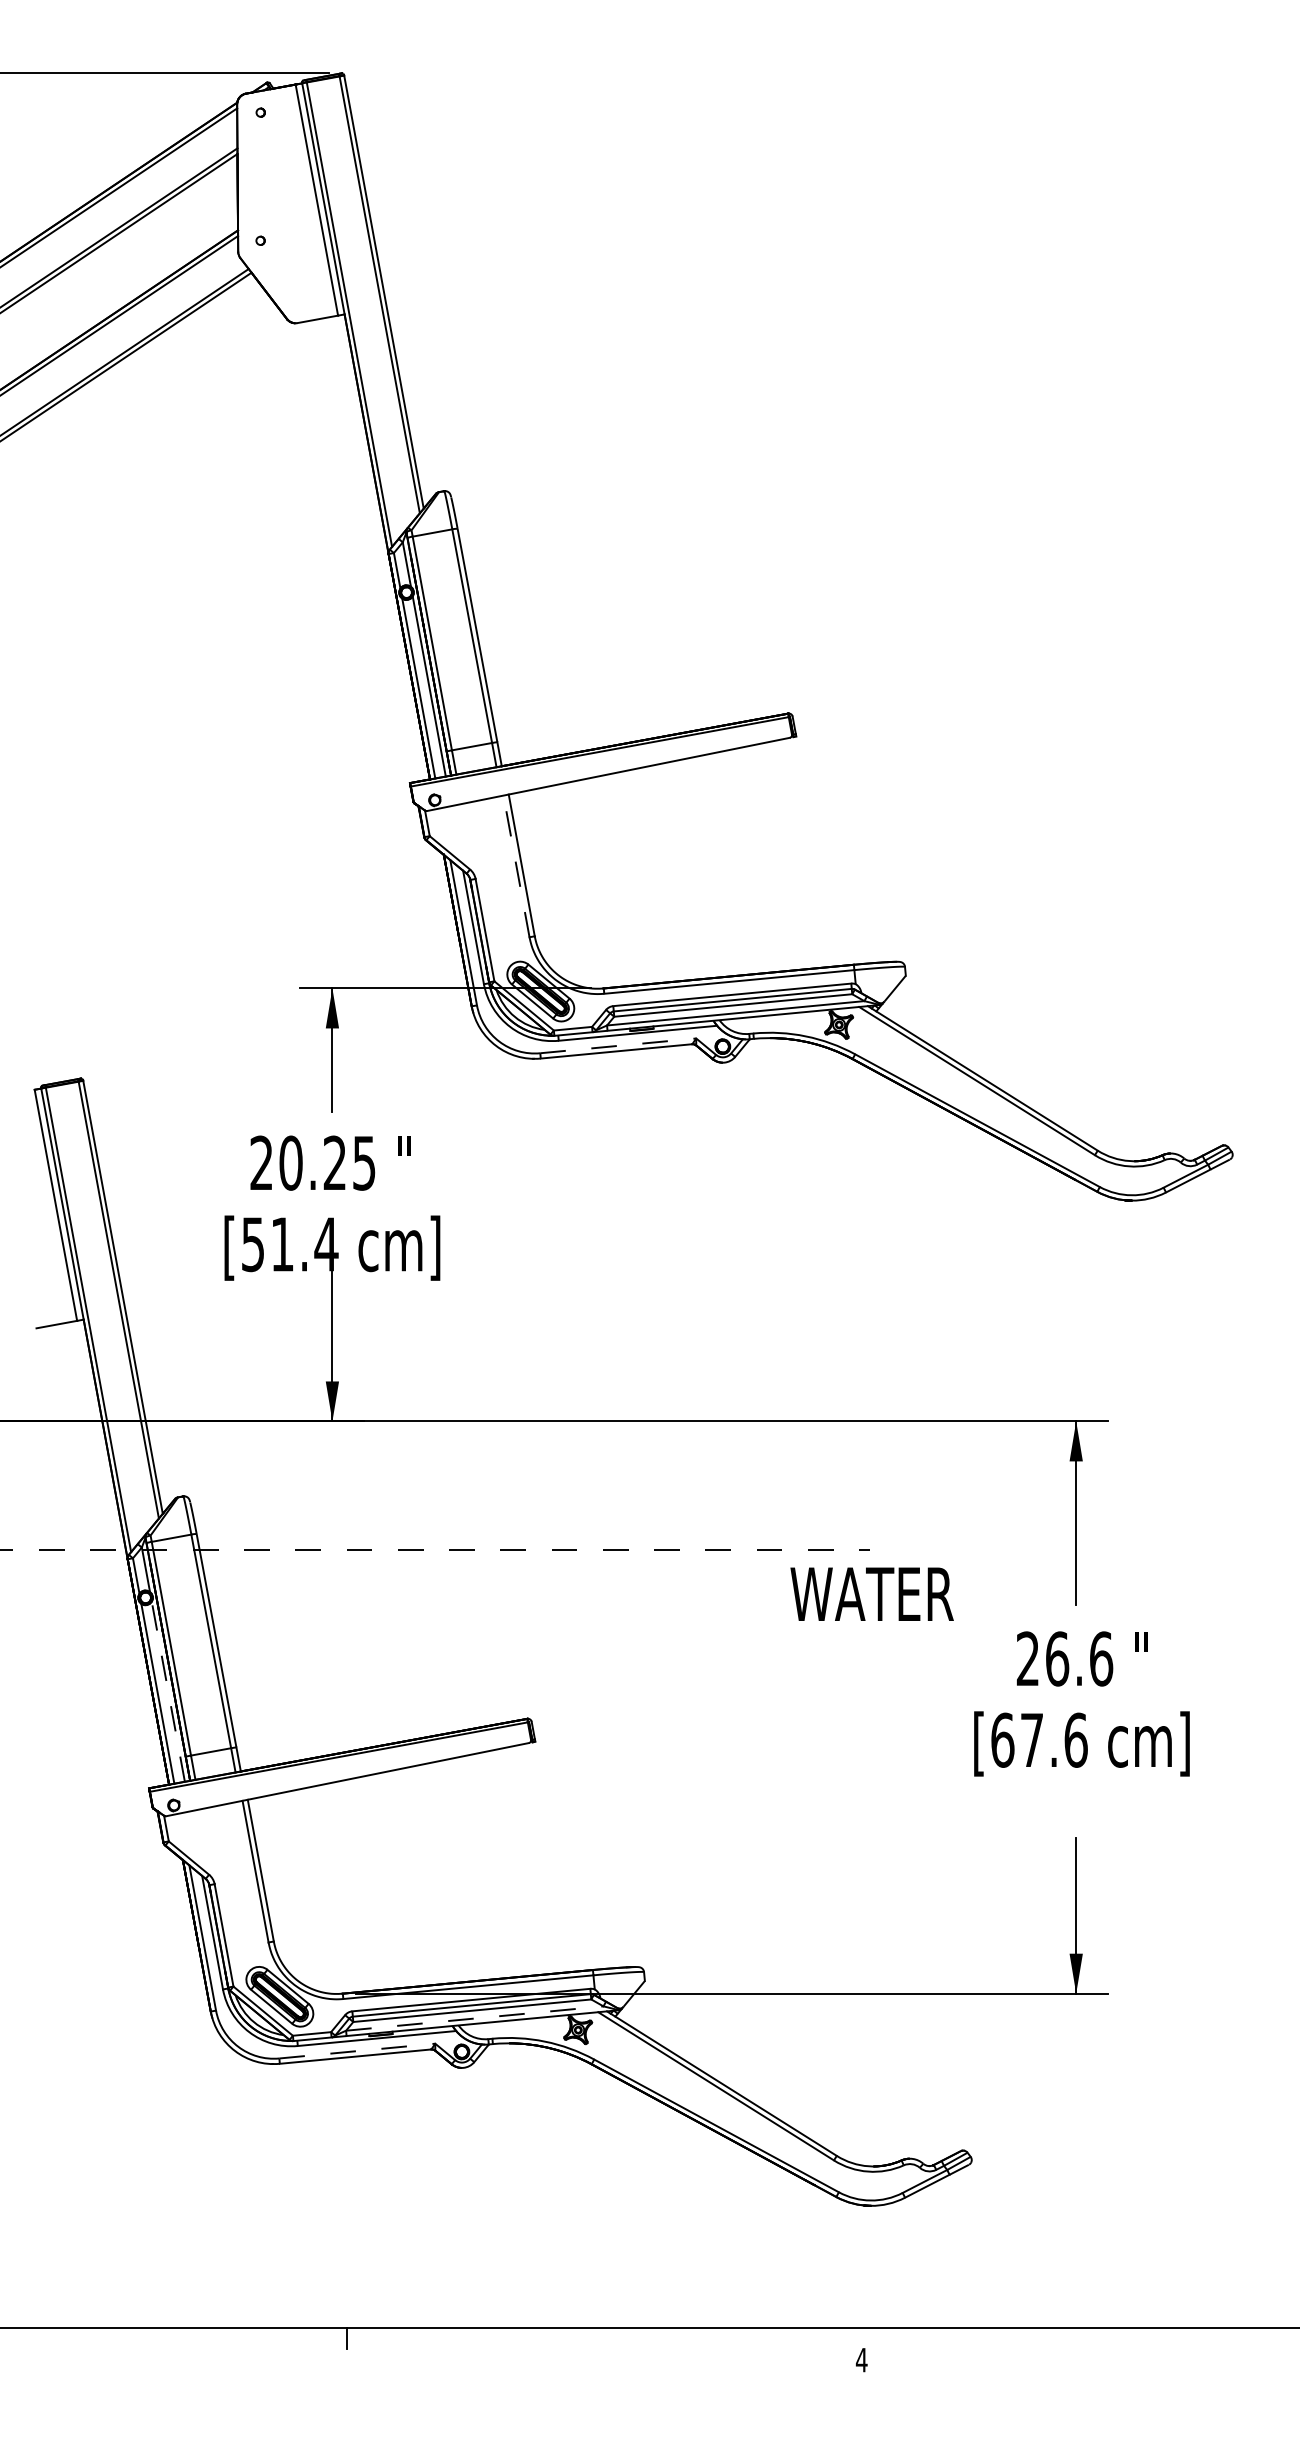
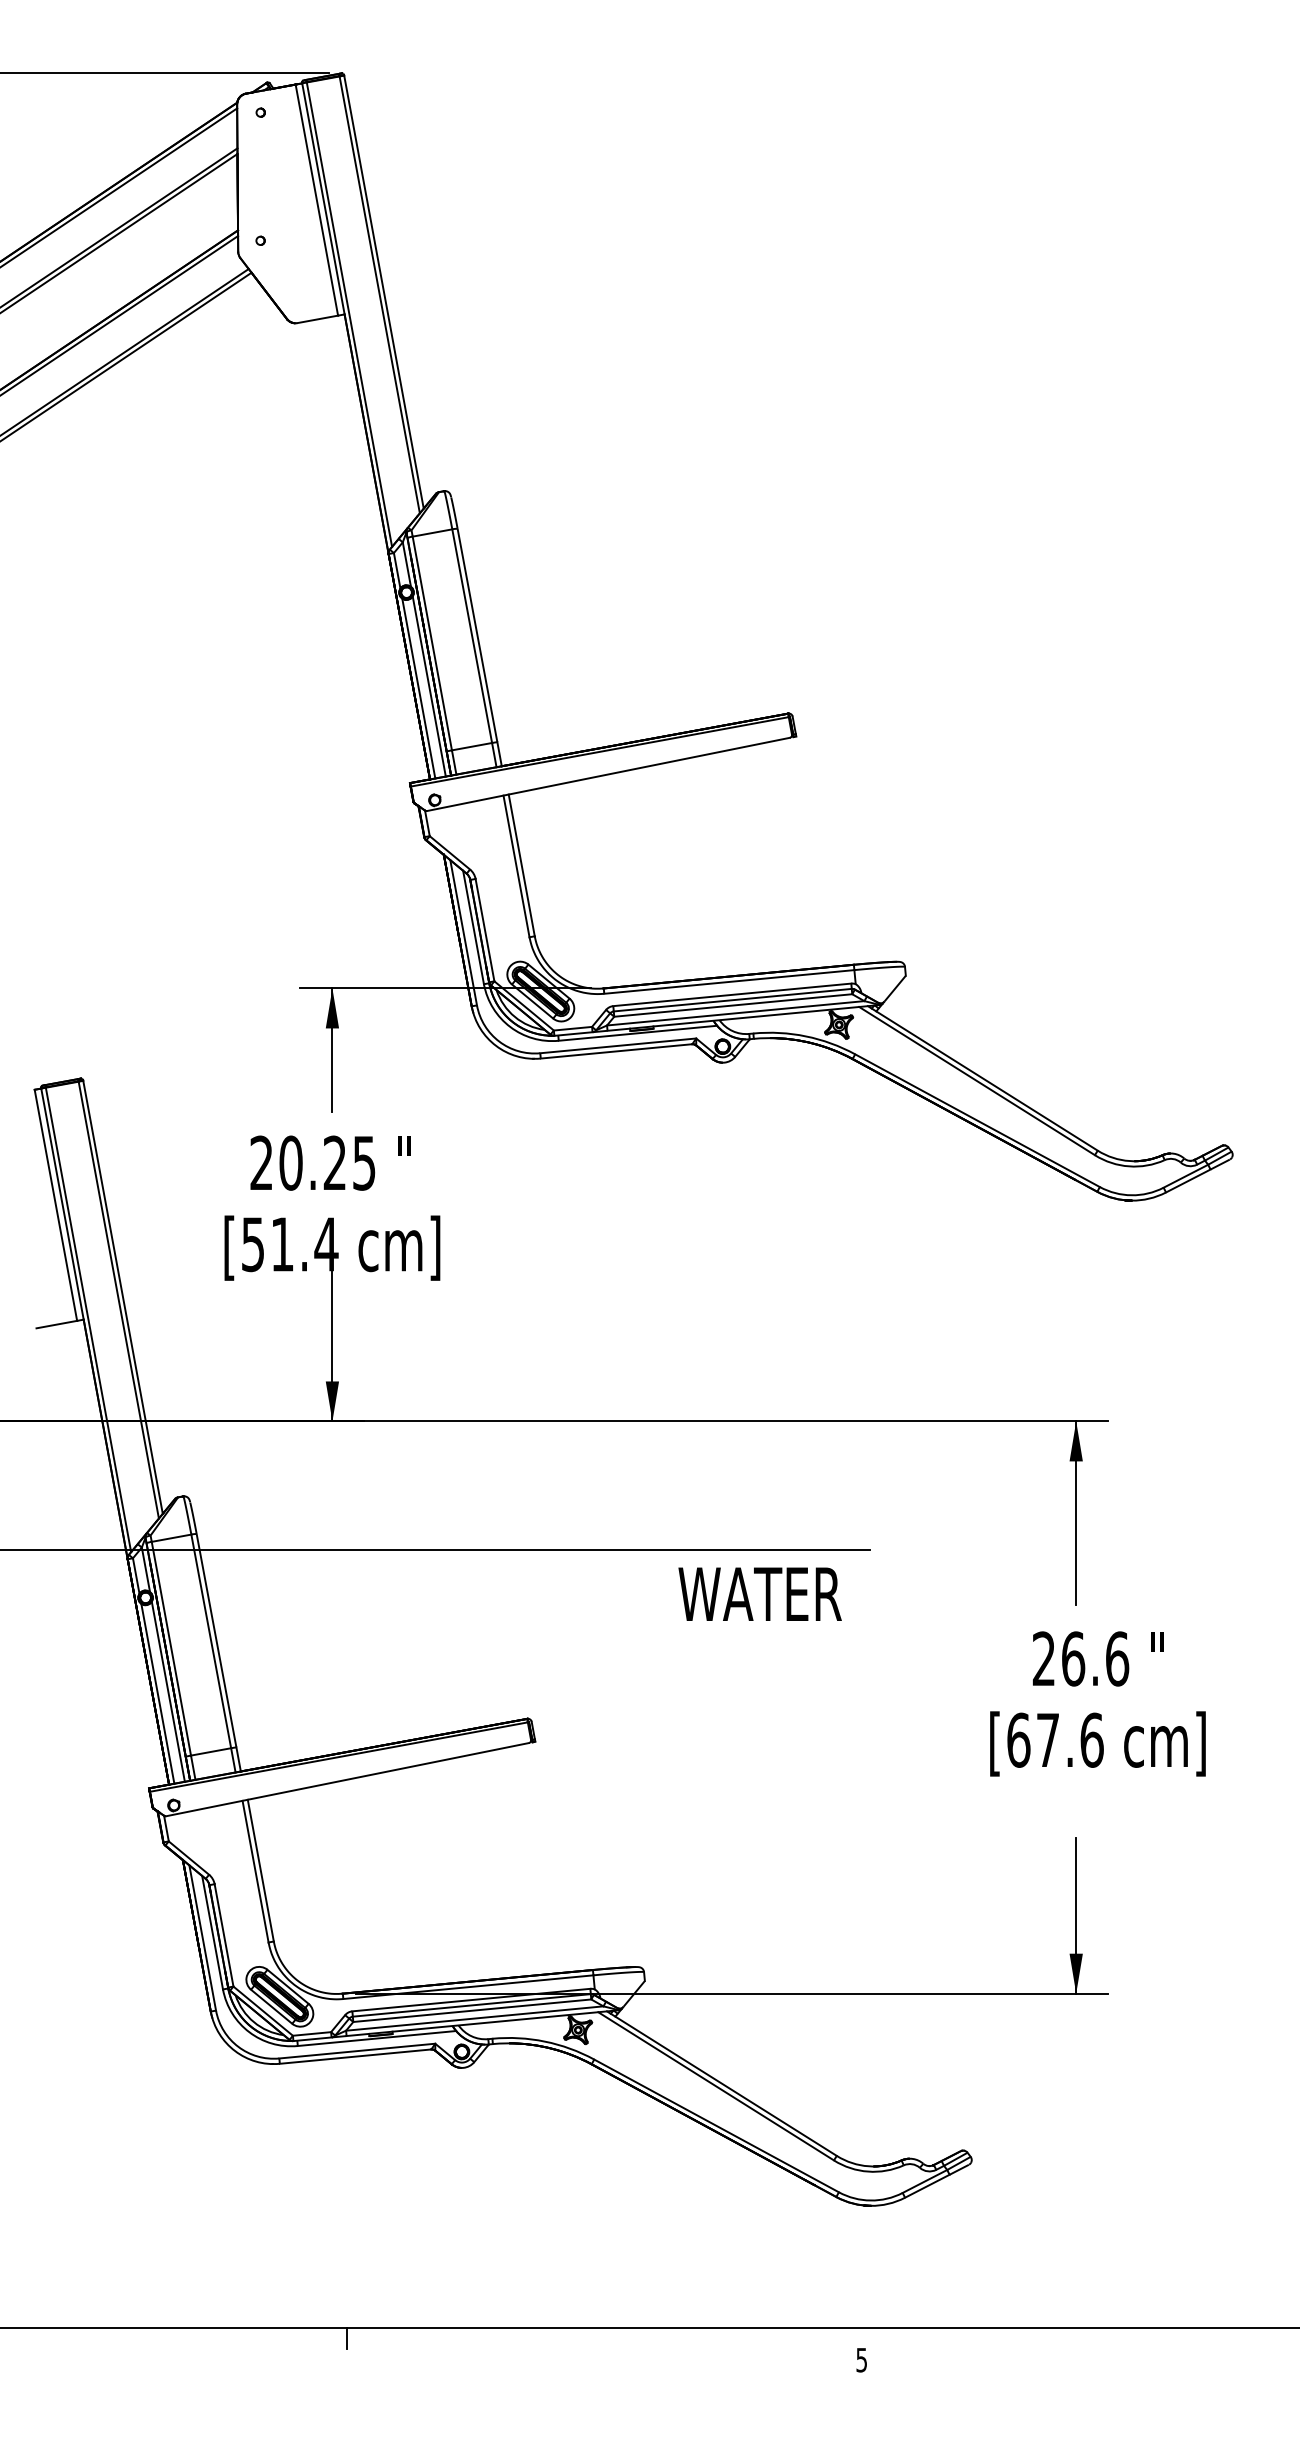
line: dashed -> solid (516, 865)
line: dashed -> solid (618, 1045)
line: dashed -> solid (435, 1549)
text position: (871, 1593) -> (759, 1593) (759, 1593)
line: dashed -> solid (168, 1691)
text position: (1081, 1703) -> (1097, 1703) (1097, 1703)
line: dashed -> solid (475, 2018)
line: dashed -> solid (357, 2051)
text: 4 -> 5 (861, 2360)
